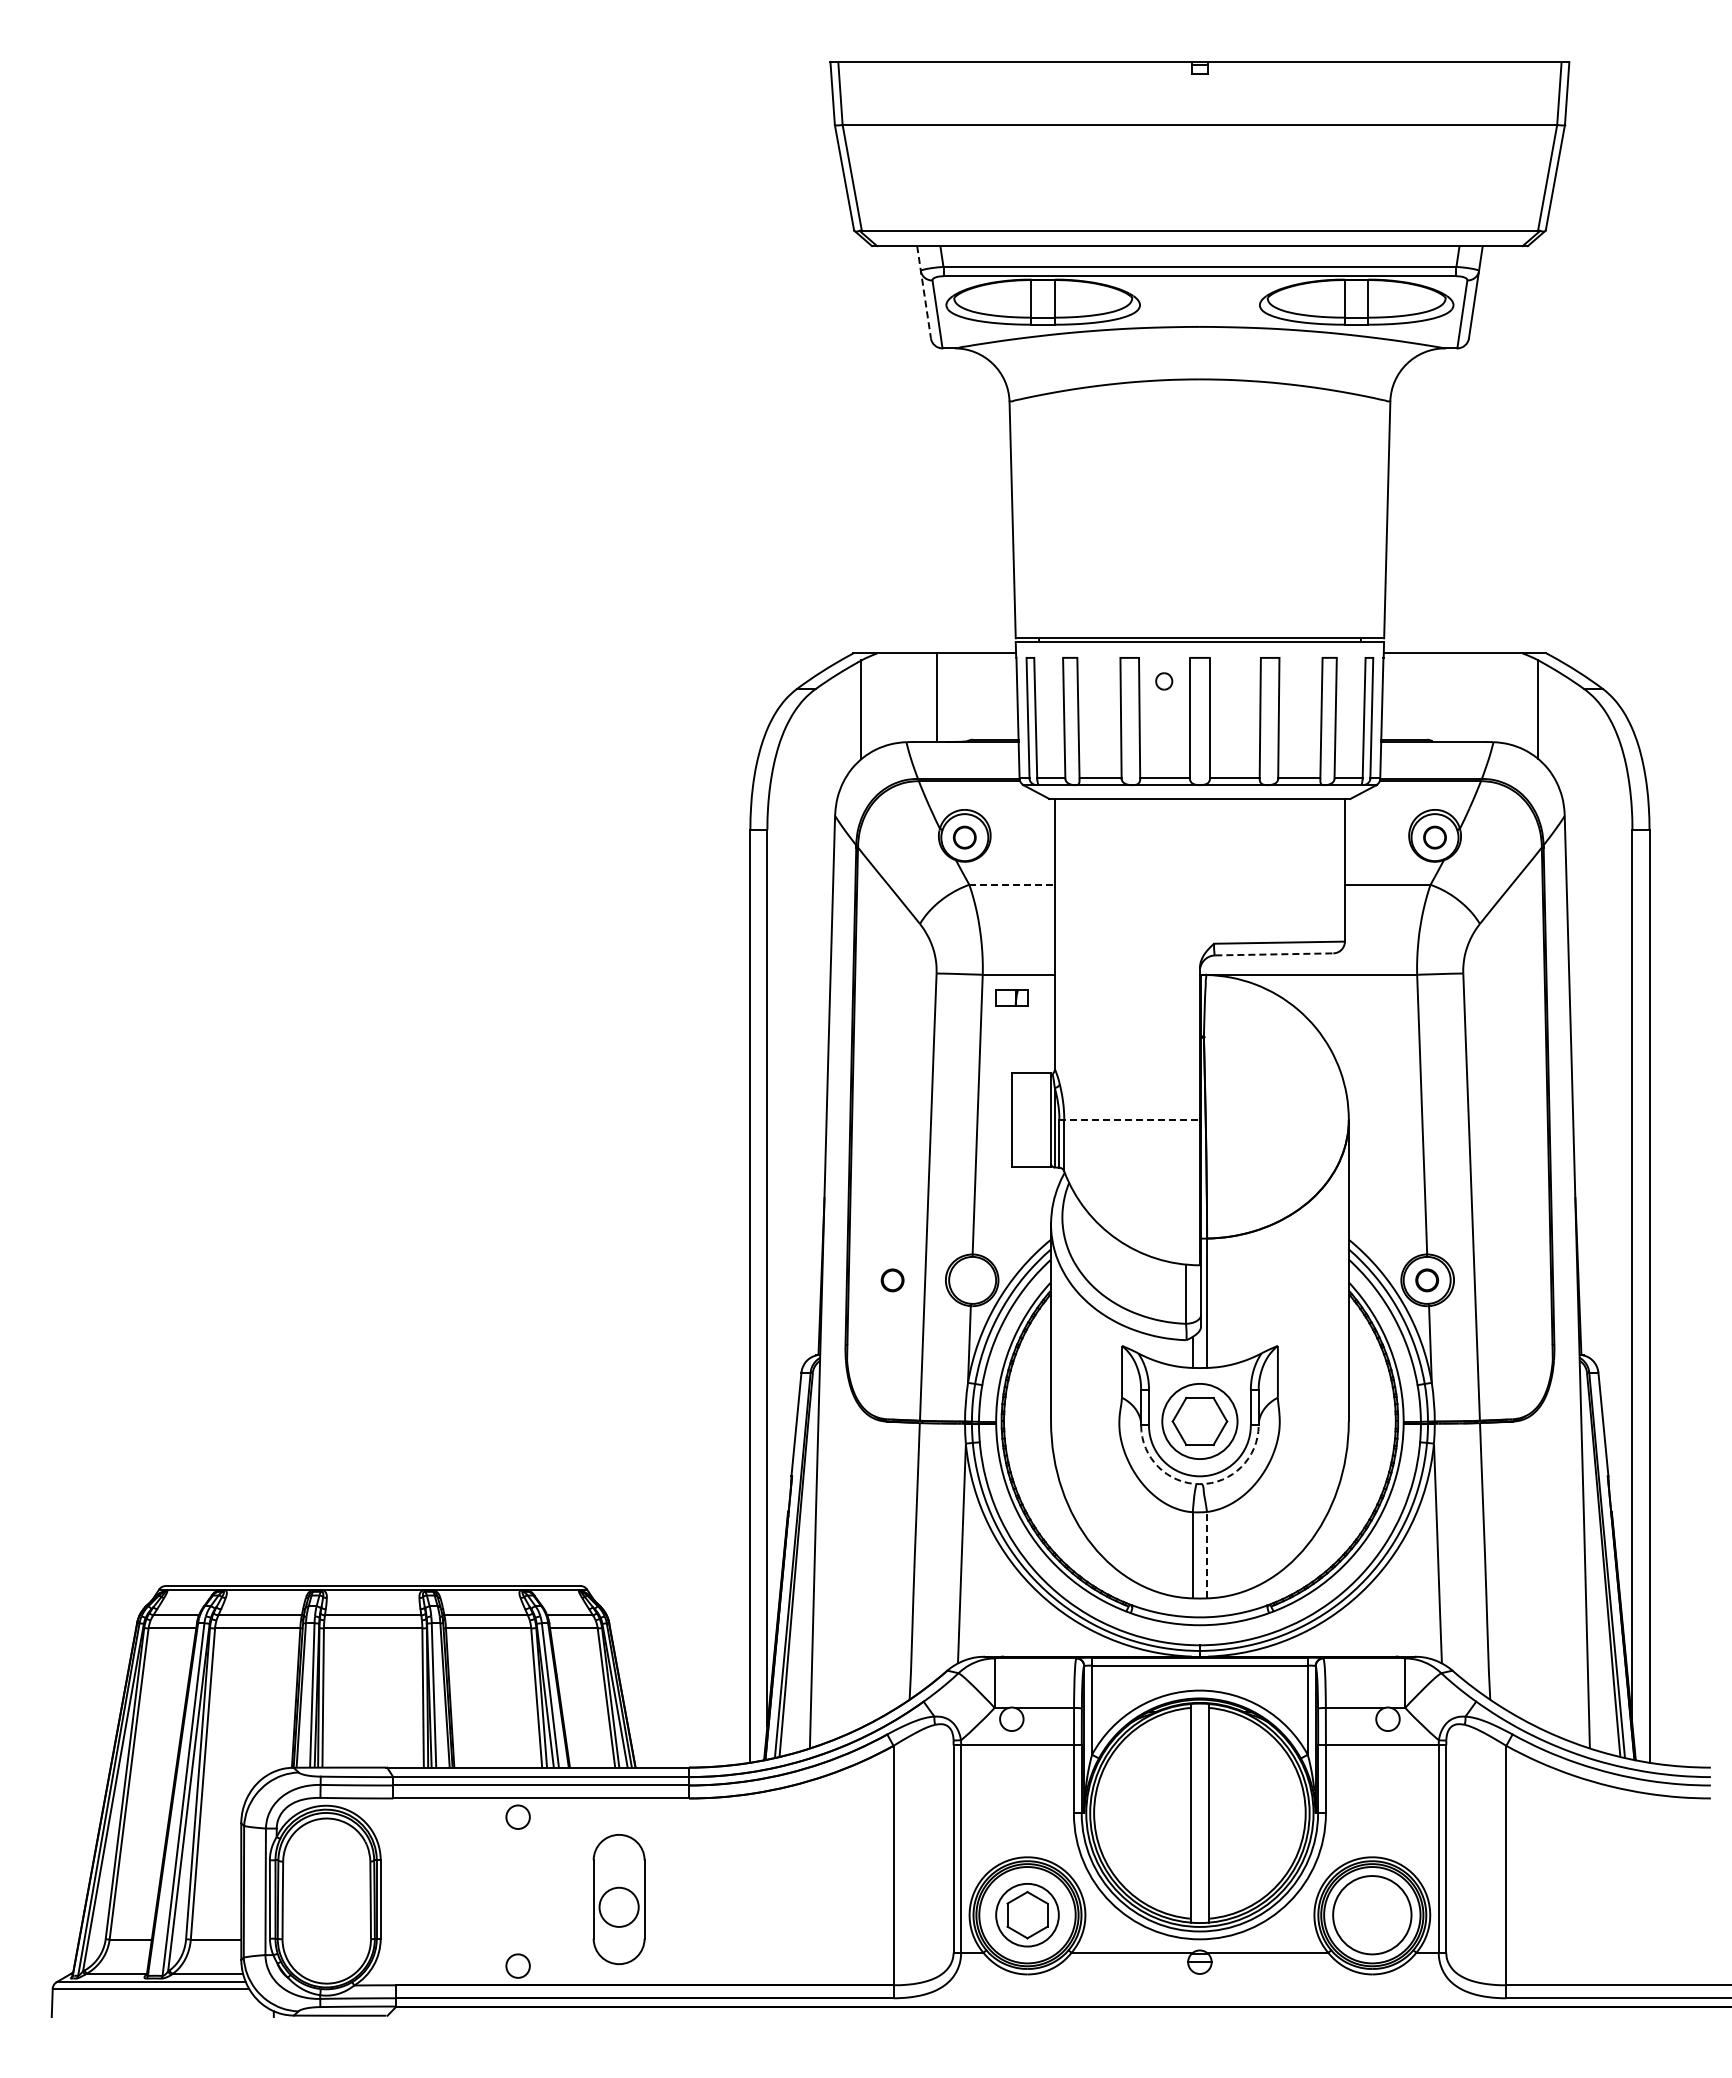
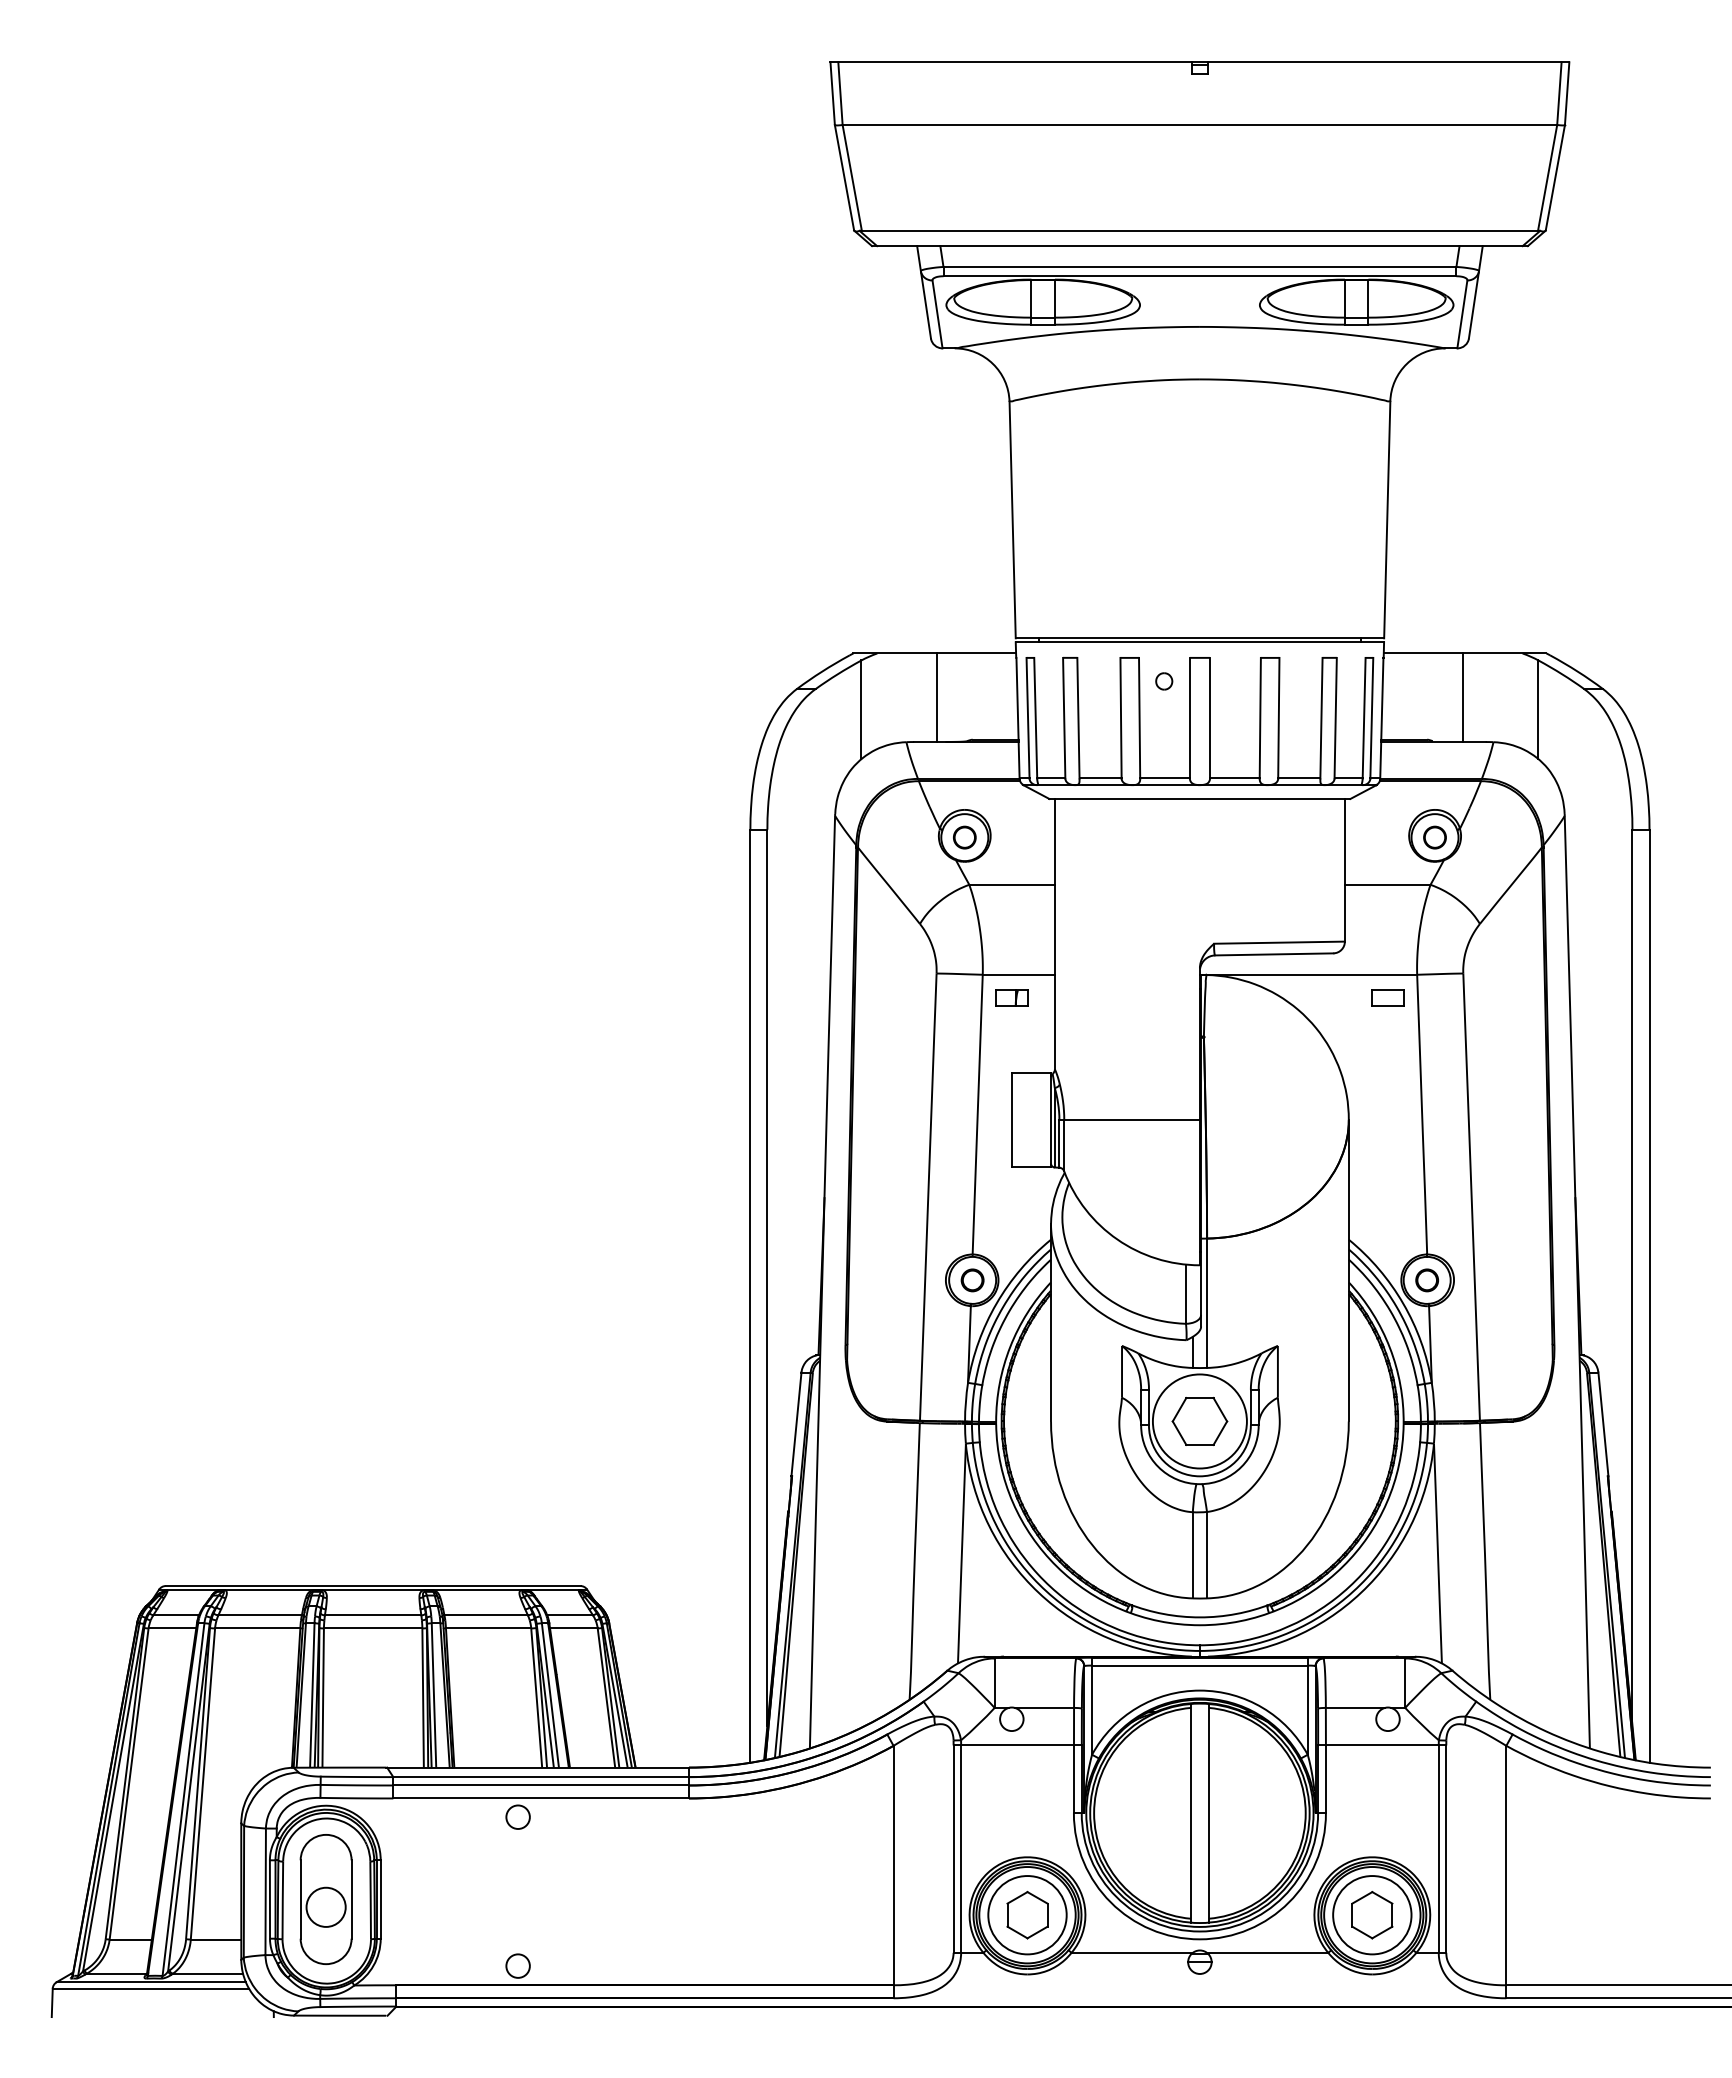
line: dashed -> solid (924, 292)
line: none -> present (1462, 697)
line: dashed -> solid (1012, 884)
line: dashed -> solid (1274, 954)
part: none -> present (1387, 997)
line: dashed -> solid (1130, 1120)
part position: (892, 1280) -> (972, 1280) (972, 1280)
circle diameter: 75 px -> 94 px (1199, 1421)
arc: dashed -> solid (1199, 1484)
line: dashed -> solid (1207, 1554)
part position: (618, 1899) -> (325, 1899) (325, 1899)
circle diameter: 63 px -> 78 px (1027, 1915)
part: none -> present (1372, 1915)
